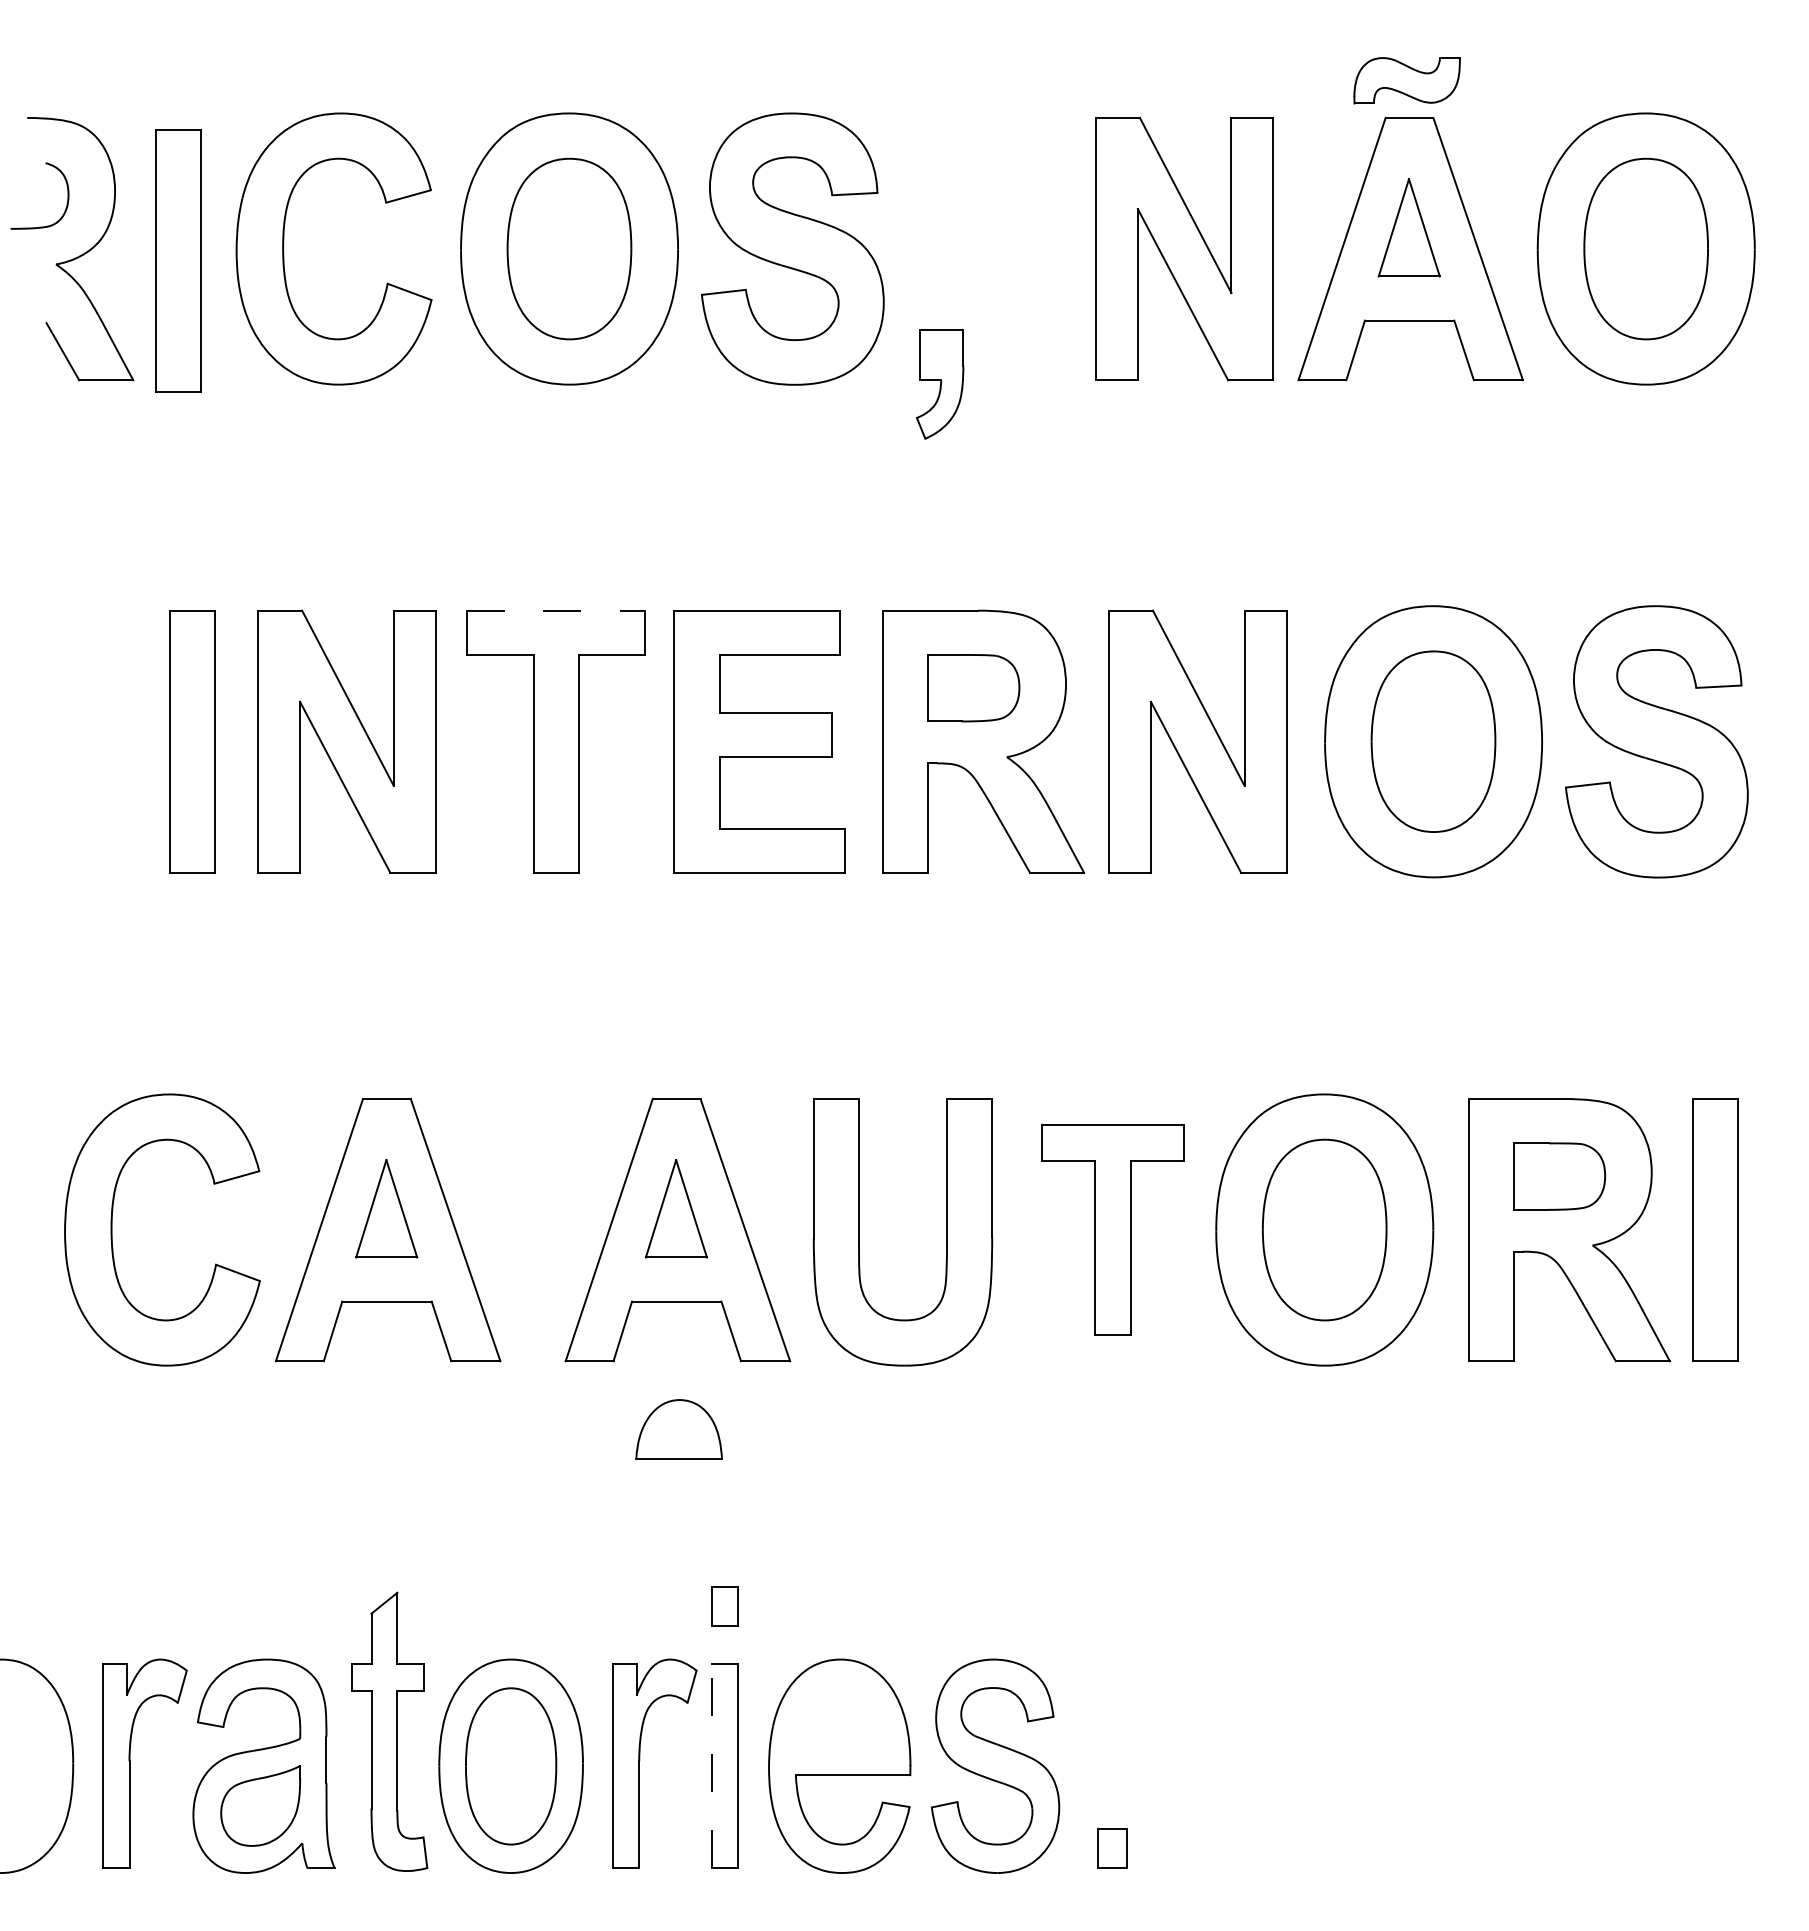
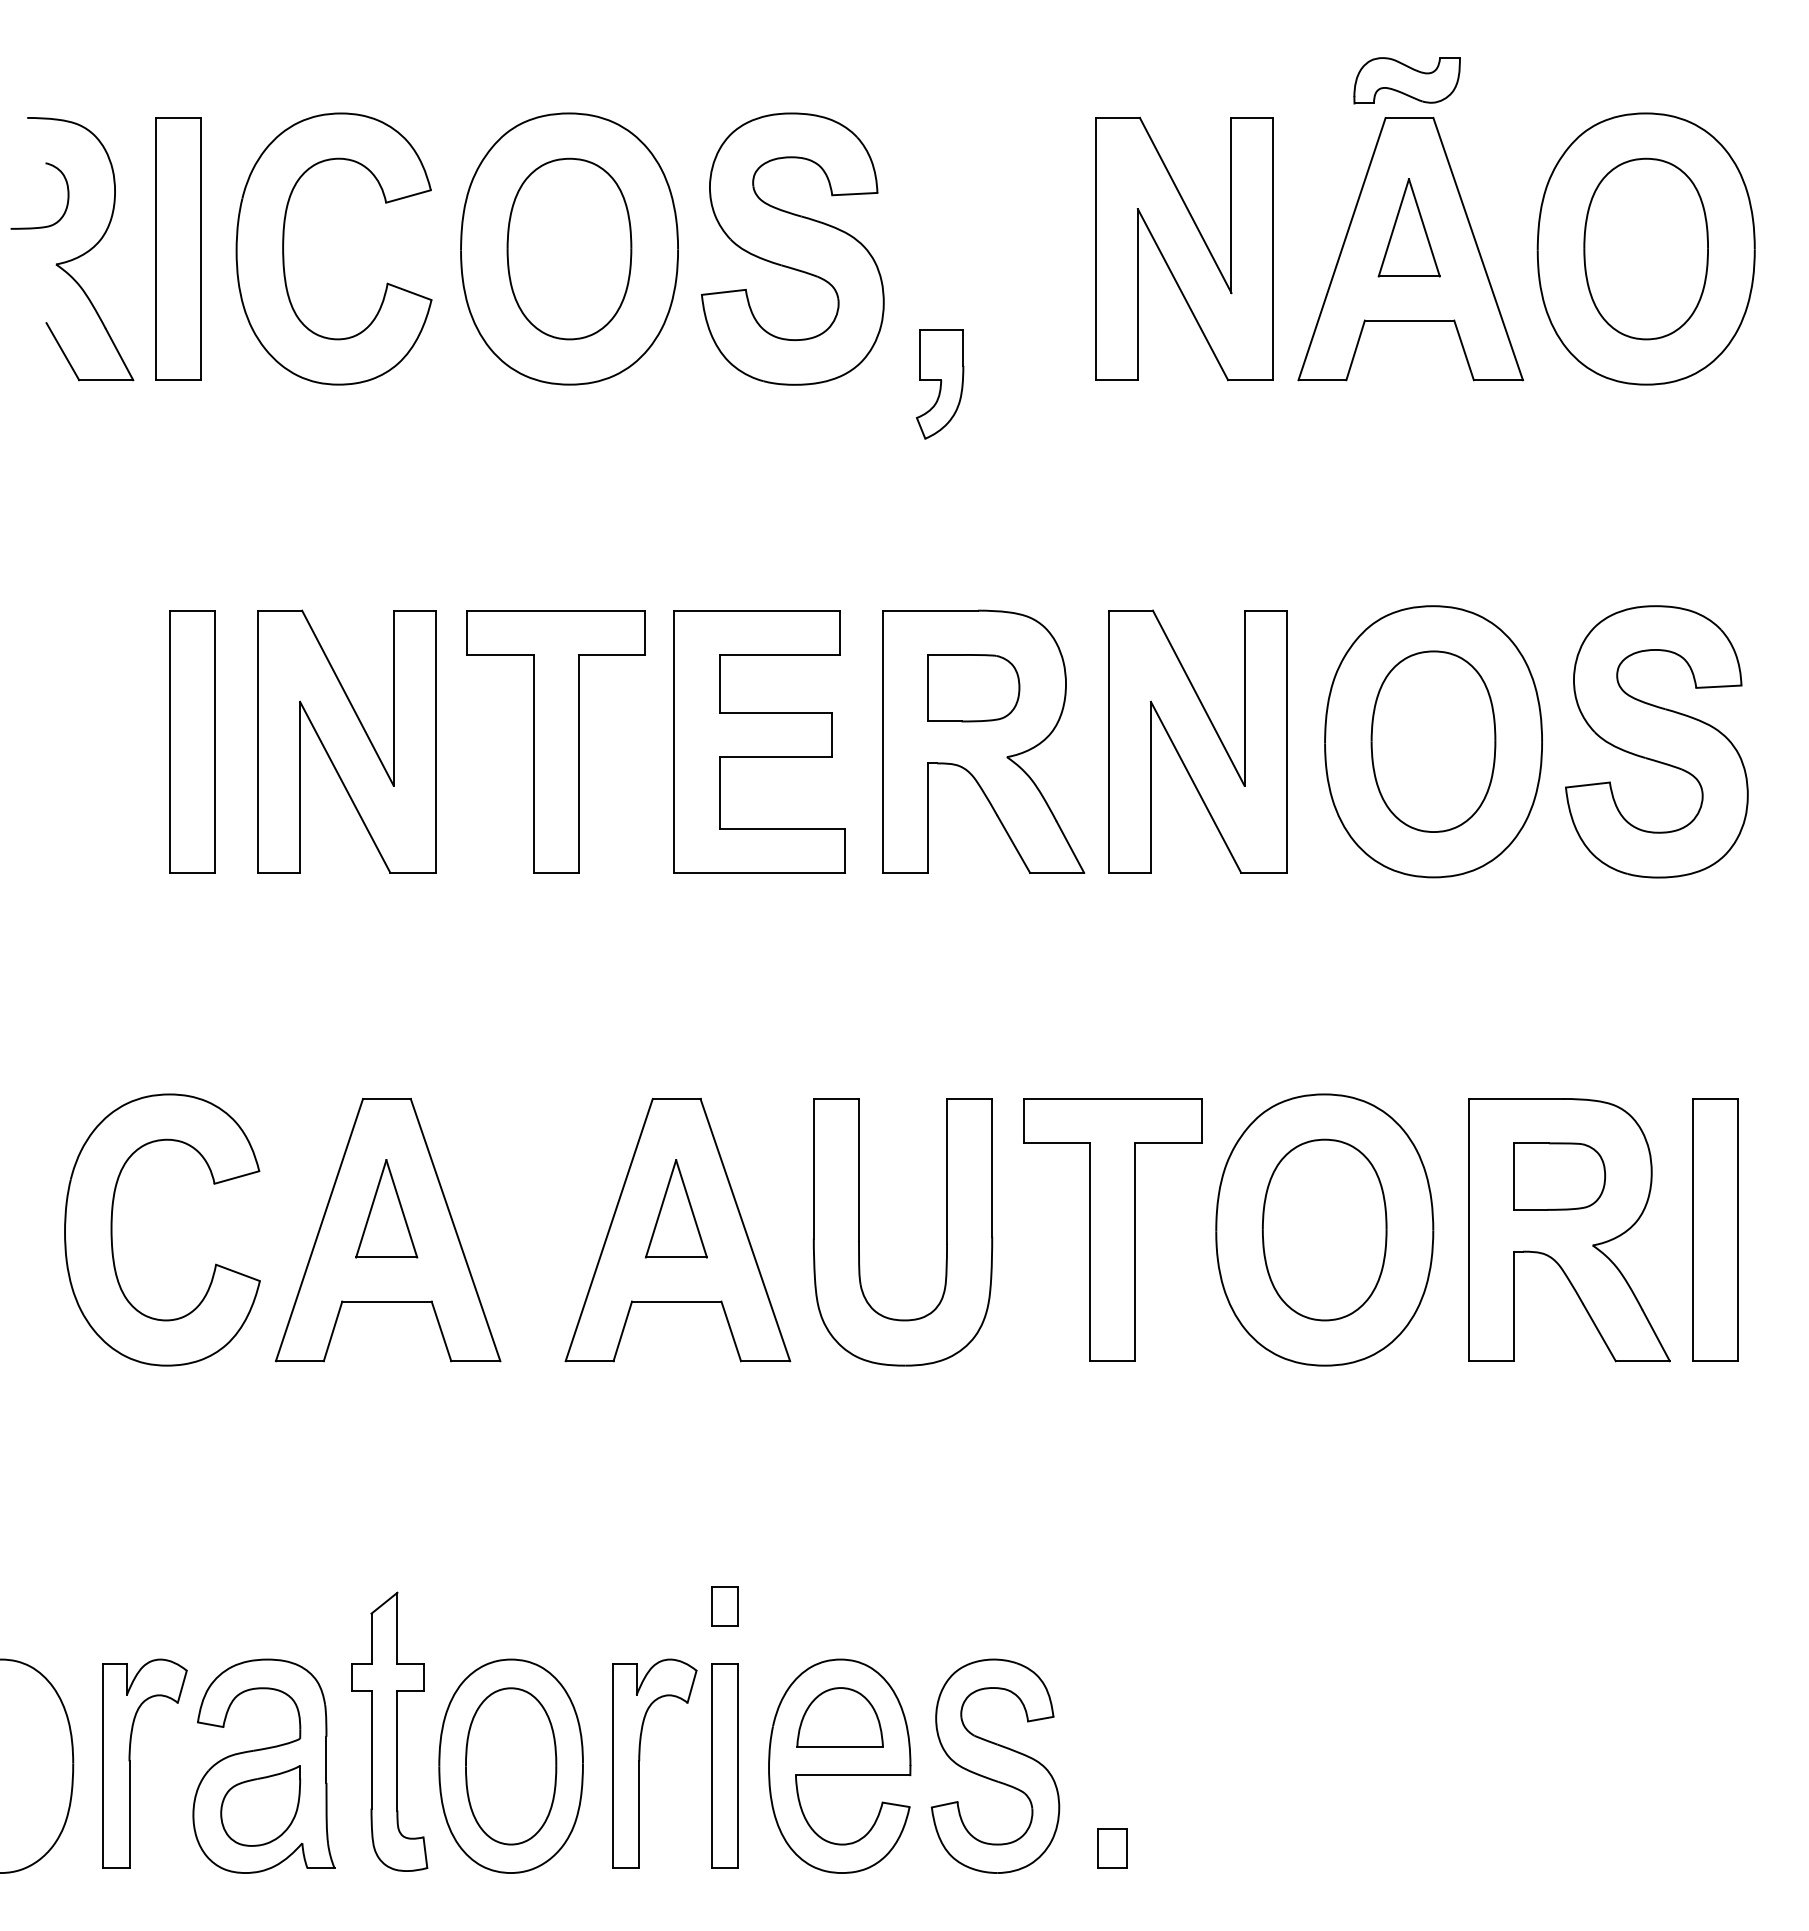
part position: (178, 260) -> (178, 248) (178, 248)
line: dashed -> solid (556, 610)
part size: 144x212 px -> 180x264 px (1112, 1229)
part position: (678, 1429) -> (839, 1717) (839, 1717)
line: dashed -> solid (712, 1765)
